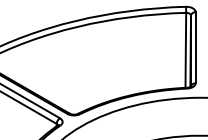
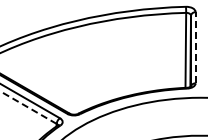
line: solid -> dashed (195, 47)
line: solid -> dashed (28, 107)
